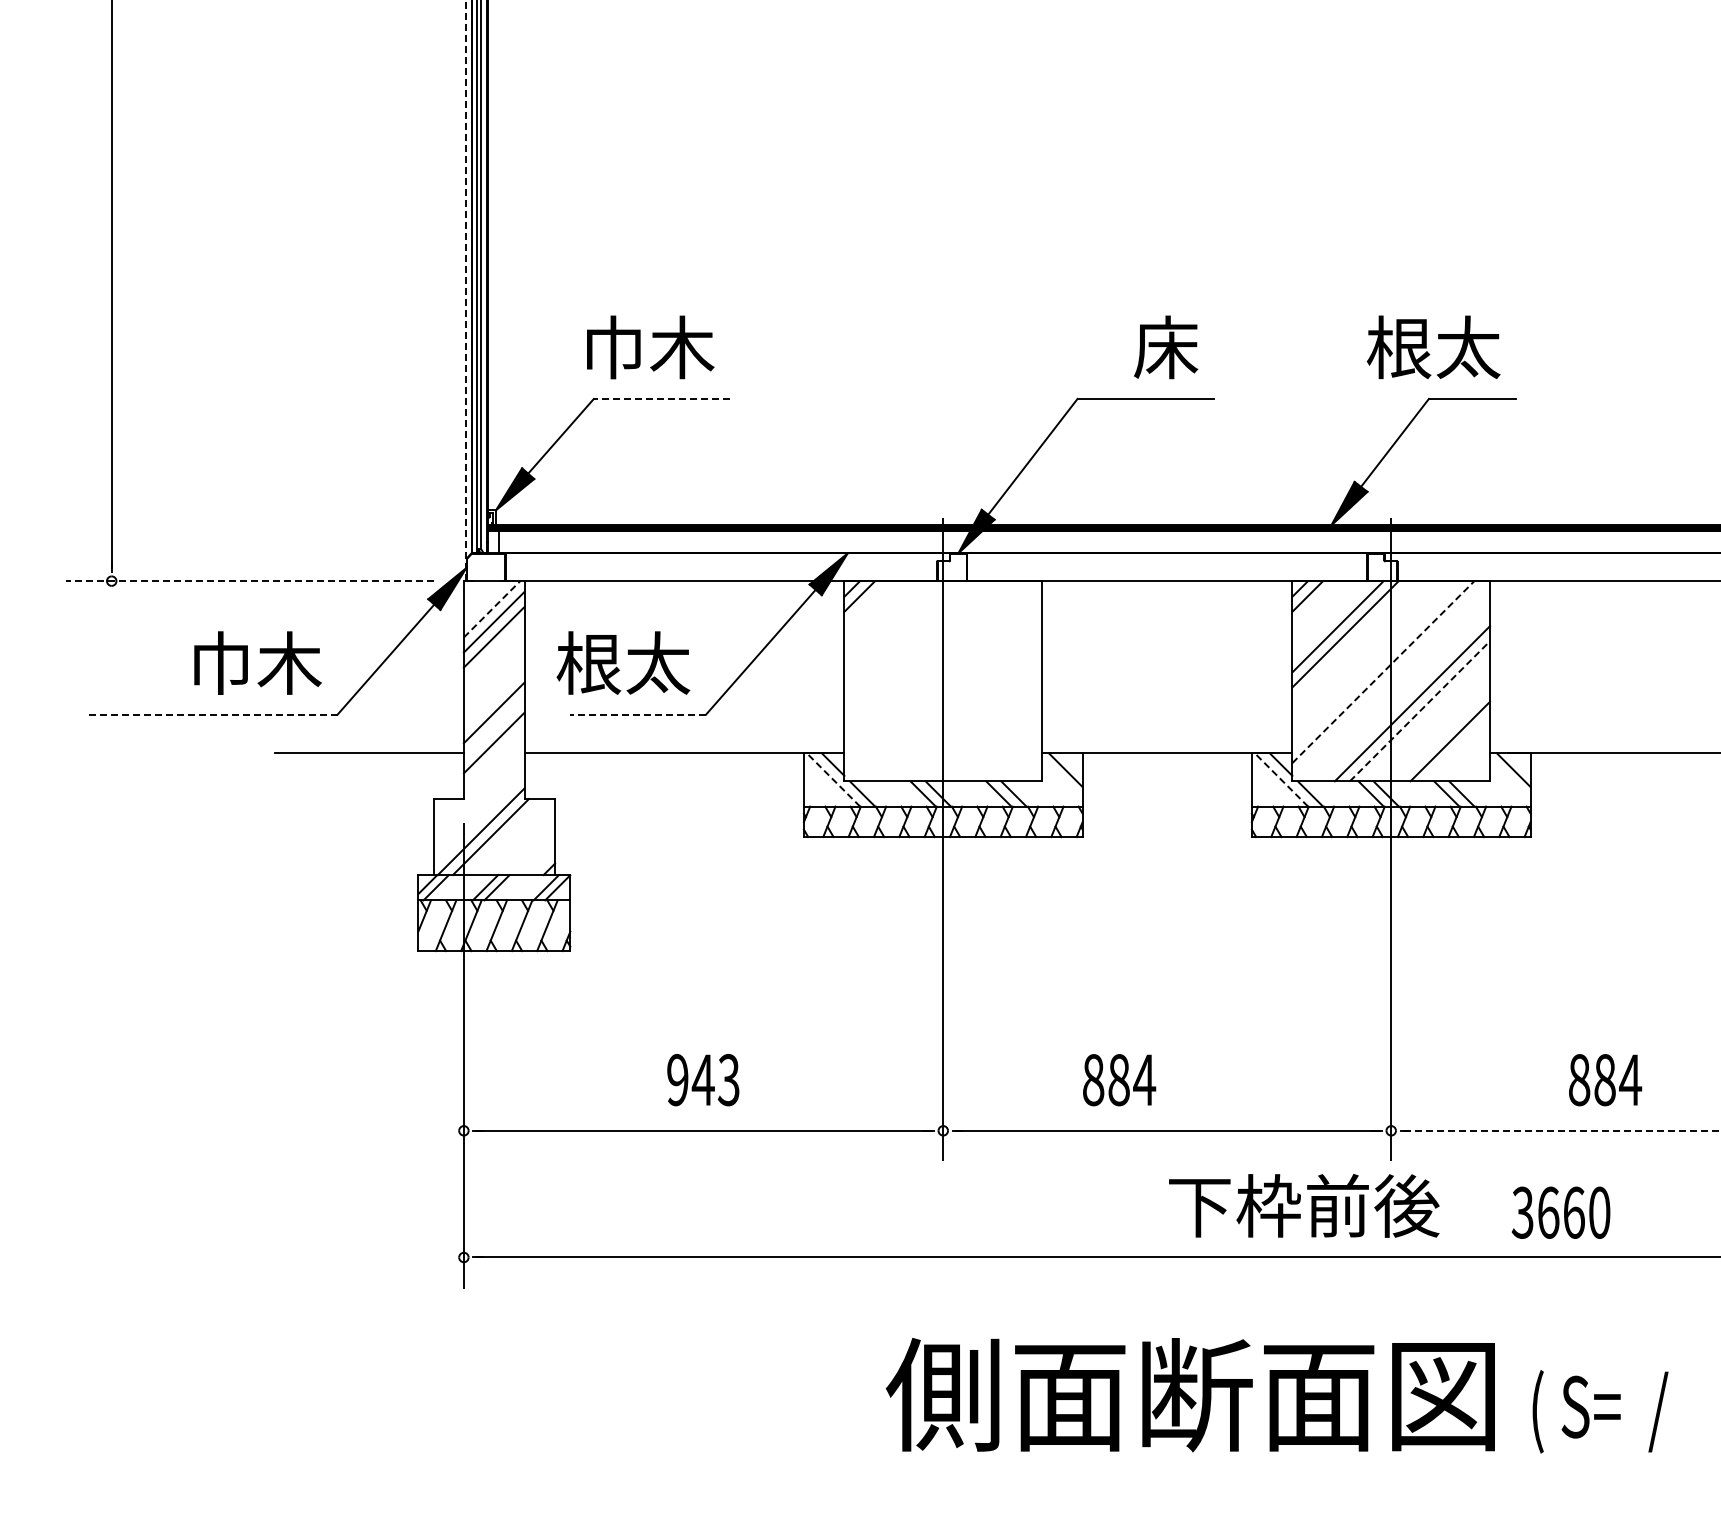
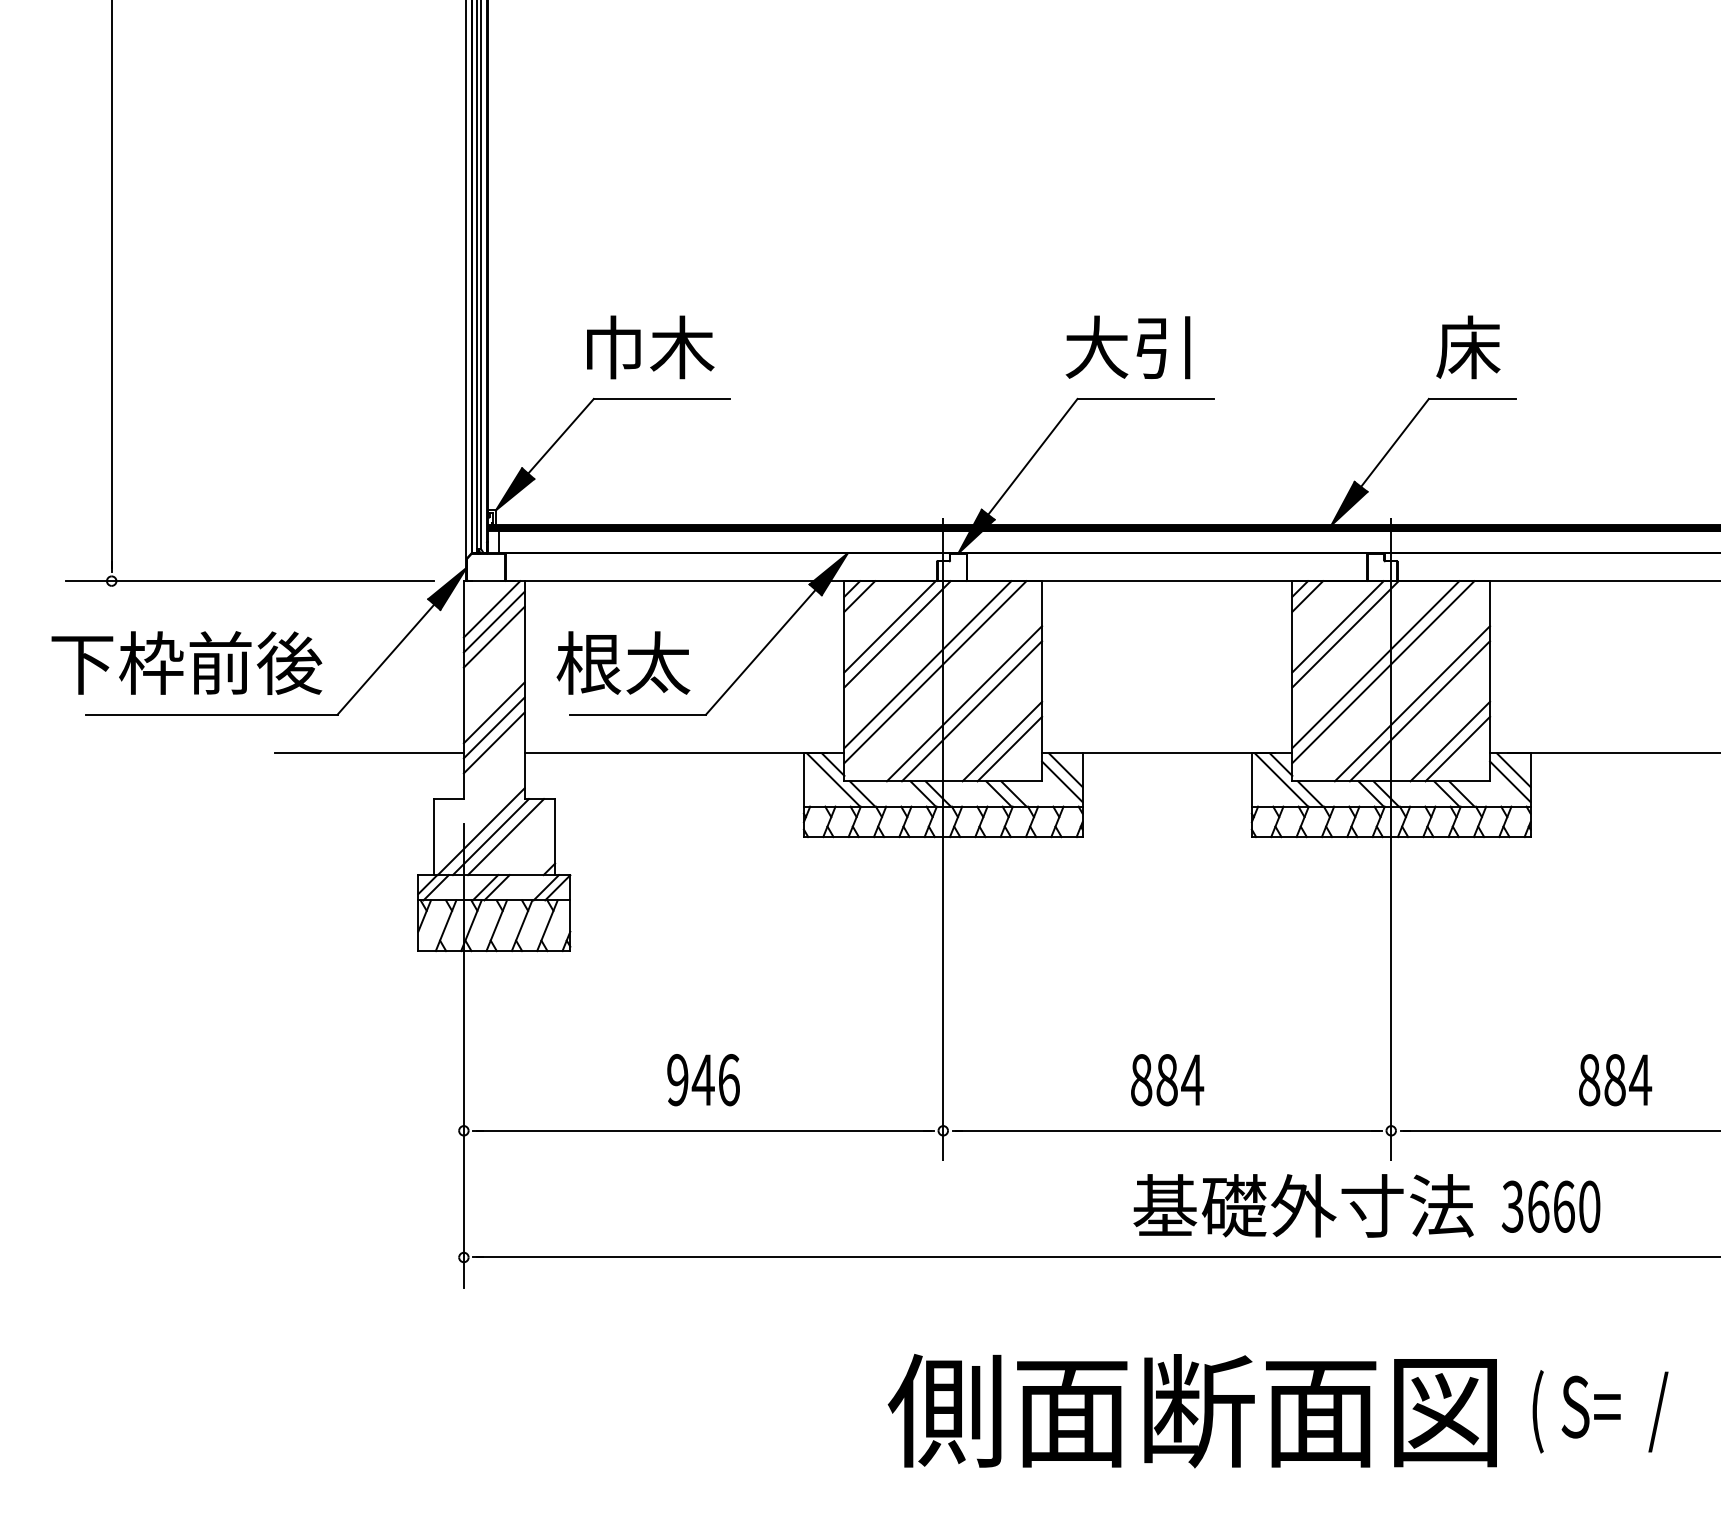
line: dashed -> solid (466, 290)
text: 床 -> 大引 (1131, 347)
text: 根太 -> 床 (1433, 347)
line: dashed -> solid (661, 398)
line: dashed -> solid (249, 581)
line: dashed -> solid (492, 609)
line: none -> present (889, 626)
line: none -> present (897, 634)
text: 巾木 -> 下枠前後 (186, 662)
line: none -> present (927, 664)
line: none -> present (1375, 664)
line: none -> present (935, 672)
line: dashed -> solid (1383, 672)
line: none -> present (964, 703)
line: dashed -> solid (1420, 710)
line: none -> present (971, 711)
line: dashed -> solid (212, 714)
line: dashed -> solid (637, 714)
line: none -> present (493, 727)
line: none -> present (1002, 741)
line: none -> present (1009, 748)
line: none -> present (1457, 748)
line: dashed -> solid (833, 780)
line: dashed -> solid (1281, 780)
line: none -> present (1062, 781)
line: none -> present (1510, 781)
line: none -> present (506, 837)
text: 943 -> 946 (728, 1080)
text position: (1119, 1080) -> (1167, 1080) (1167, 1080)
text position: (1605, 1080) -> (1615, 1080) (1615, 1080)
line: dashed -> solid (1562, 1130)
text: 下枠前後 -> 基礎外寸法 (1303, 1205)
text position: (1560, 1212) -> (1550, 1206) (1550, 1206)
text position: (1189, 1395) -> (1191, 1411) (1191, 1411)
